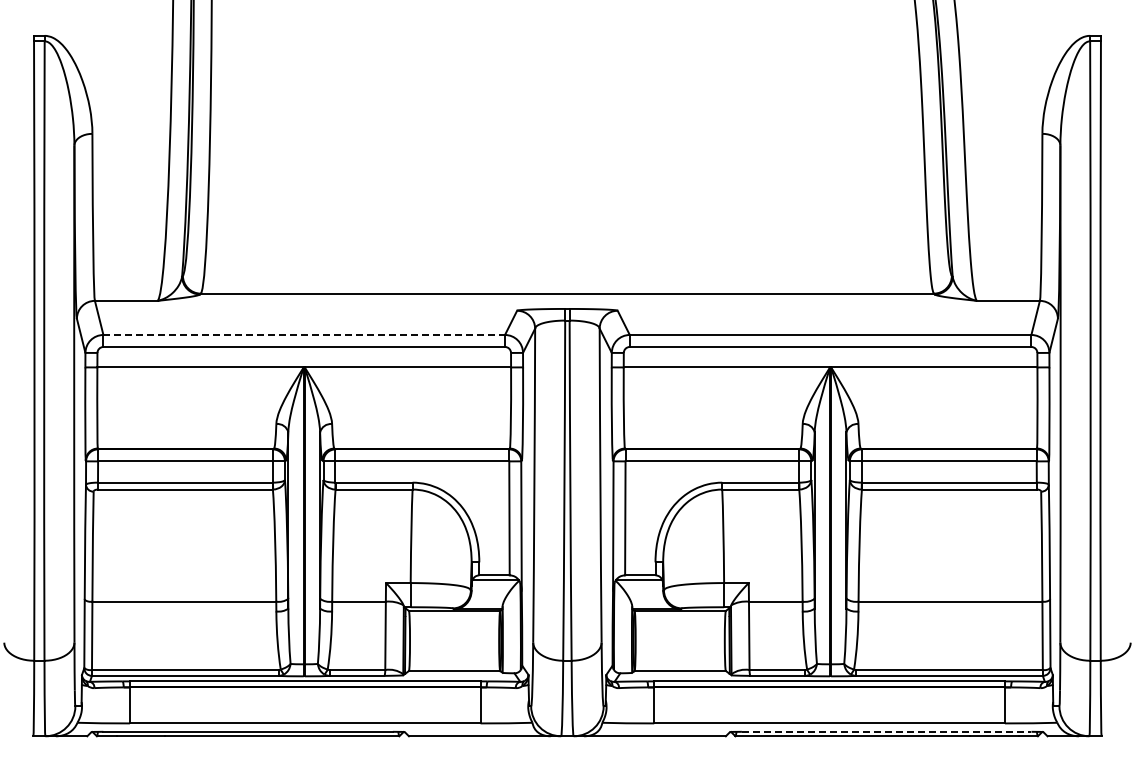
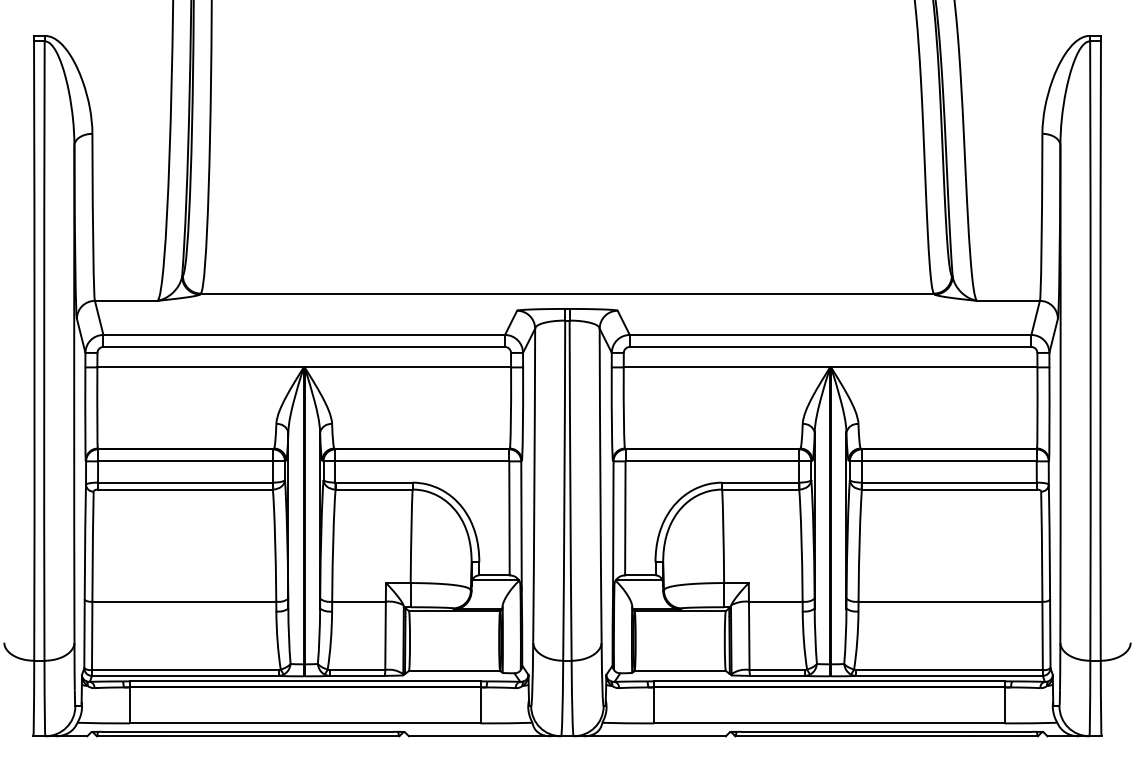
line: dashed -> solid (304, 334)
line: dashed -> solid (886, 731)
